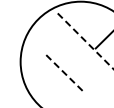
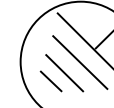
line: dashed -> solid (85, 41)
line: none -> present (80, 62)
line: dashed -> solid (64, 73)
line: none -> present (50, 81)
